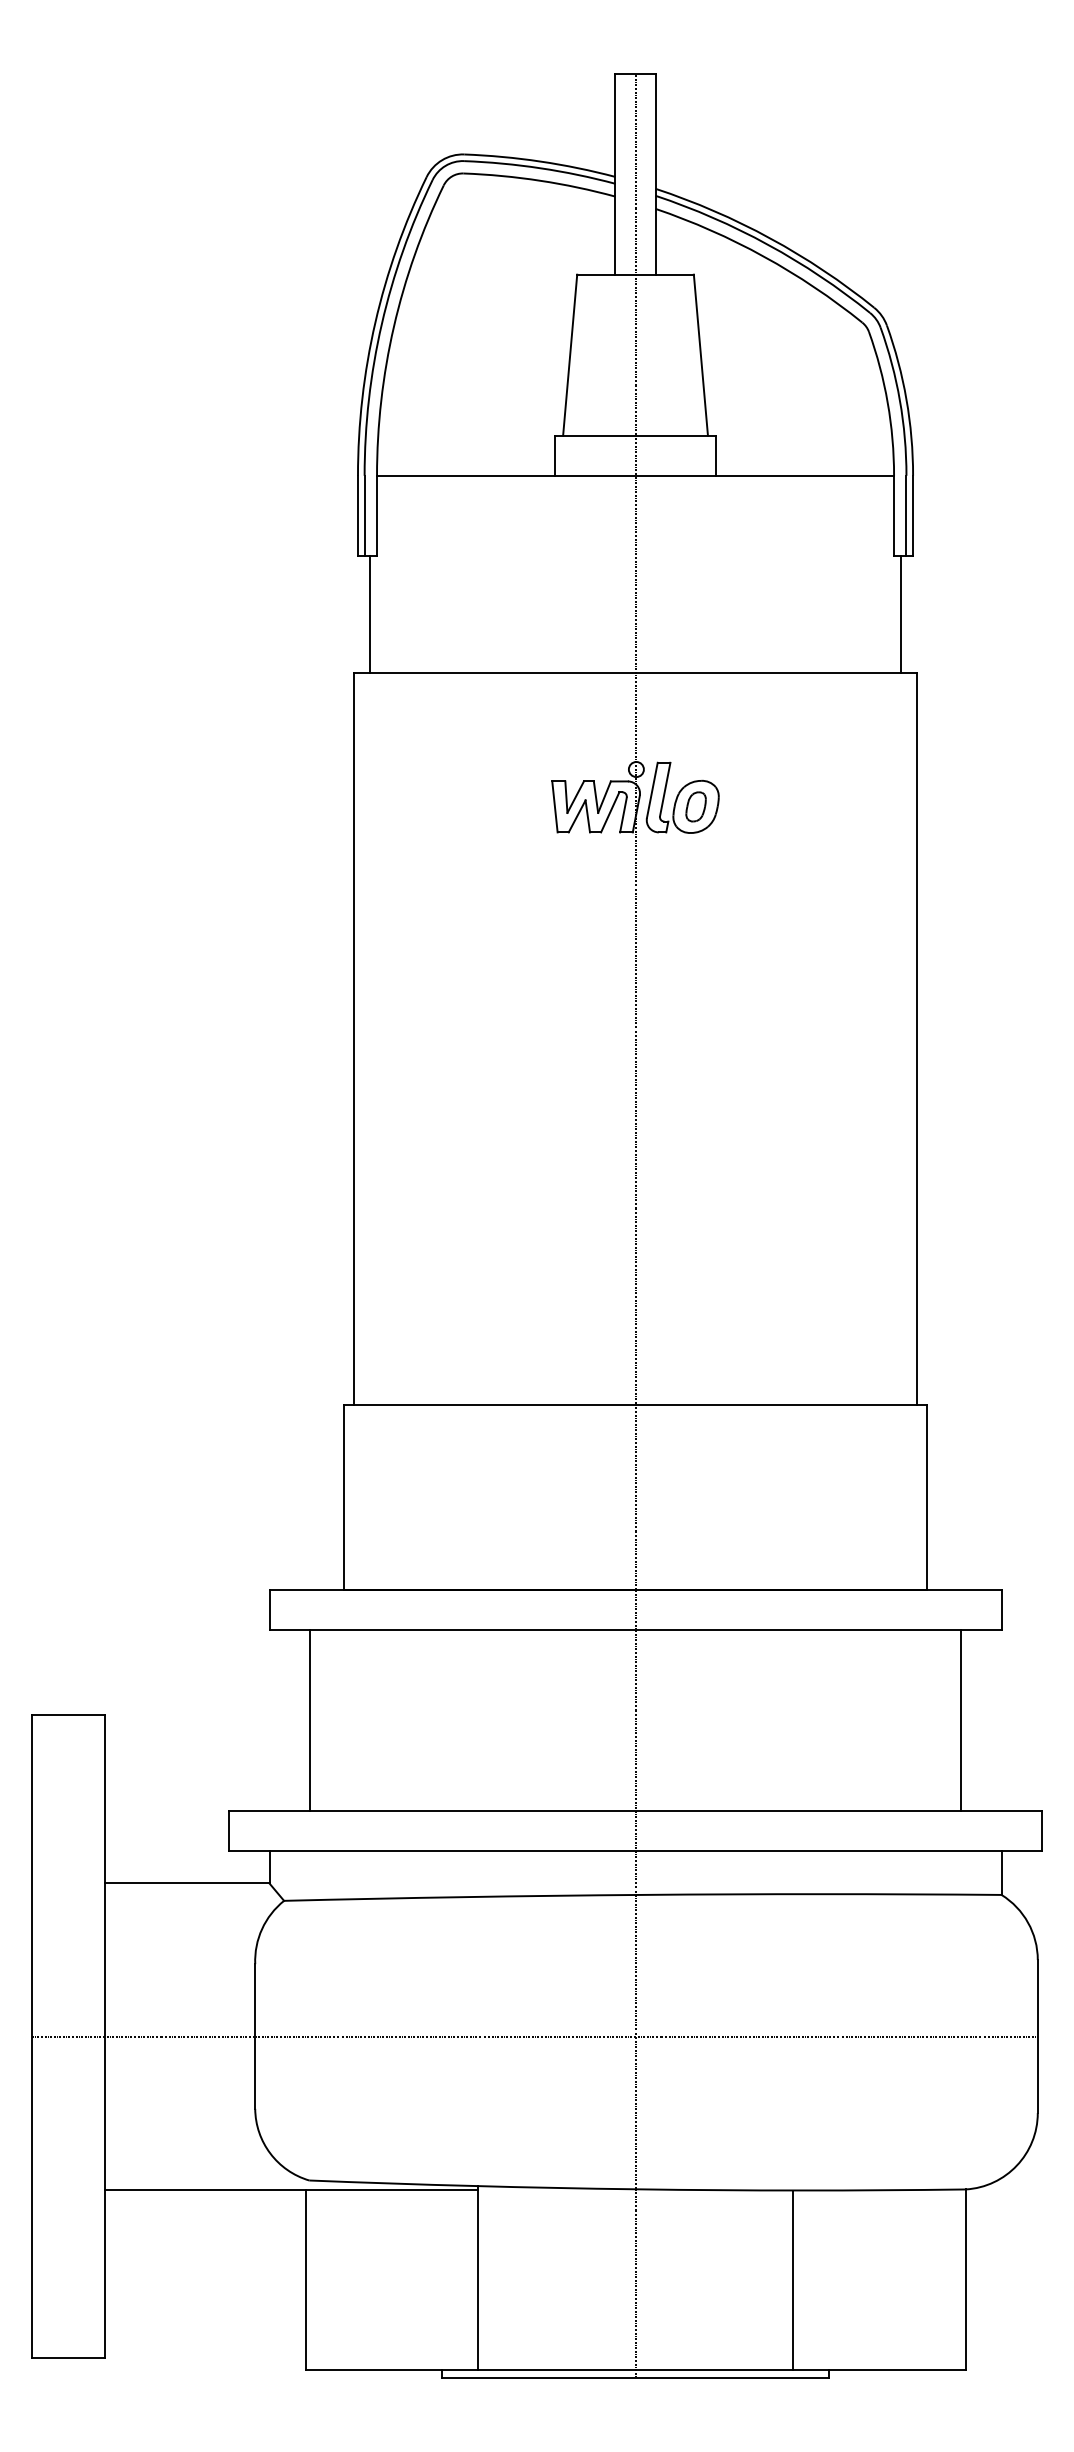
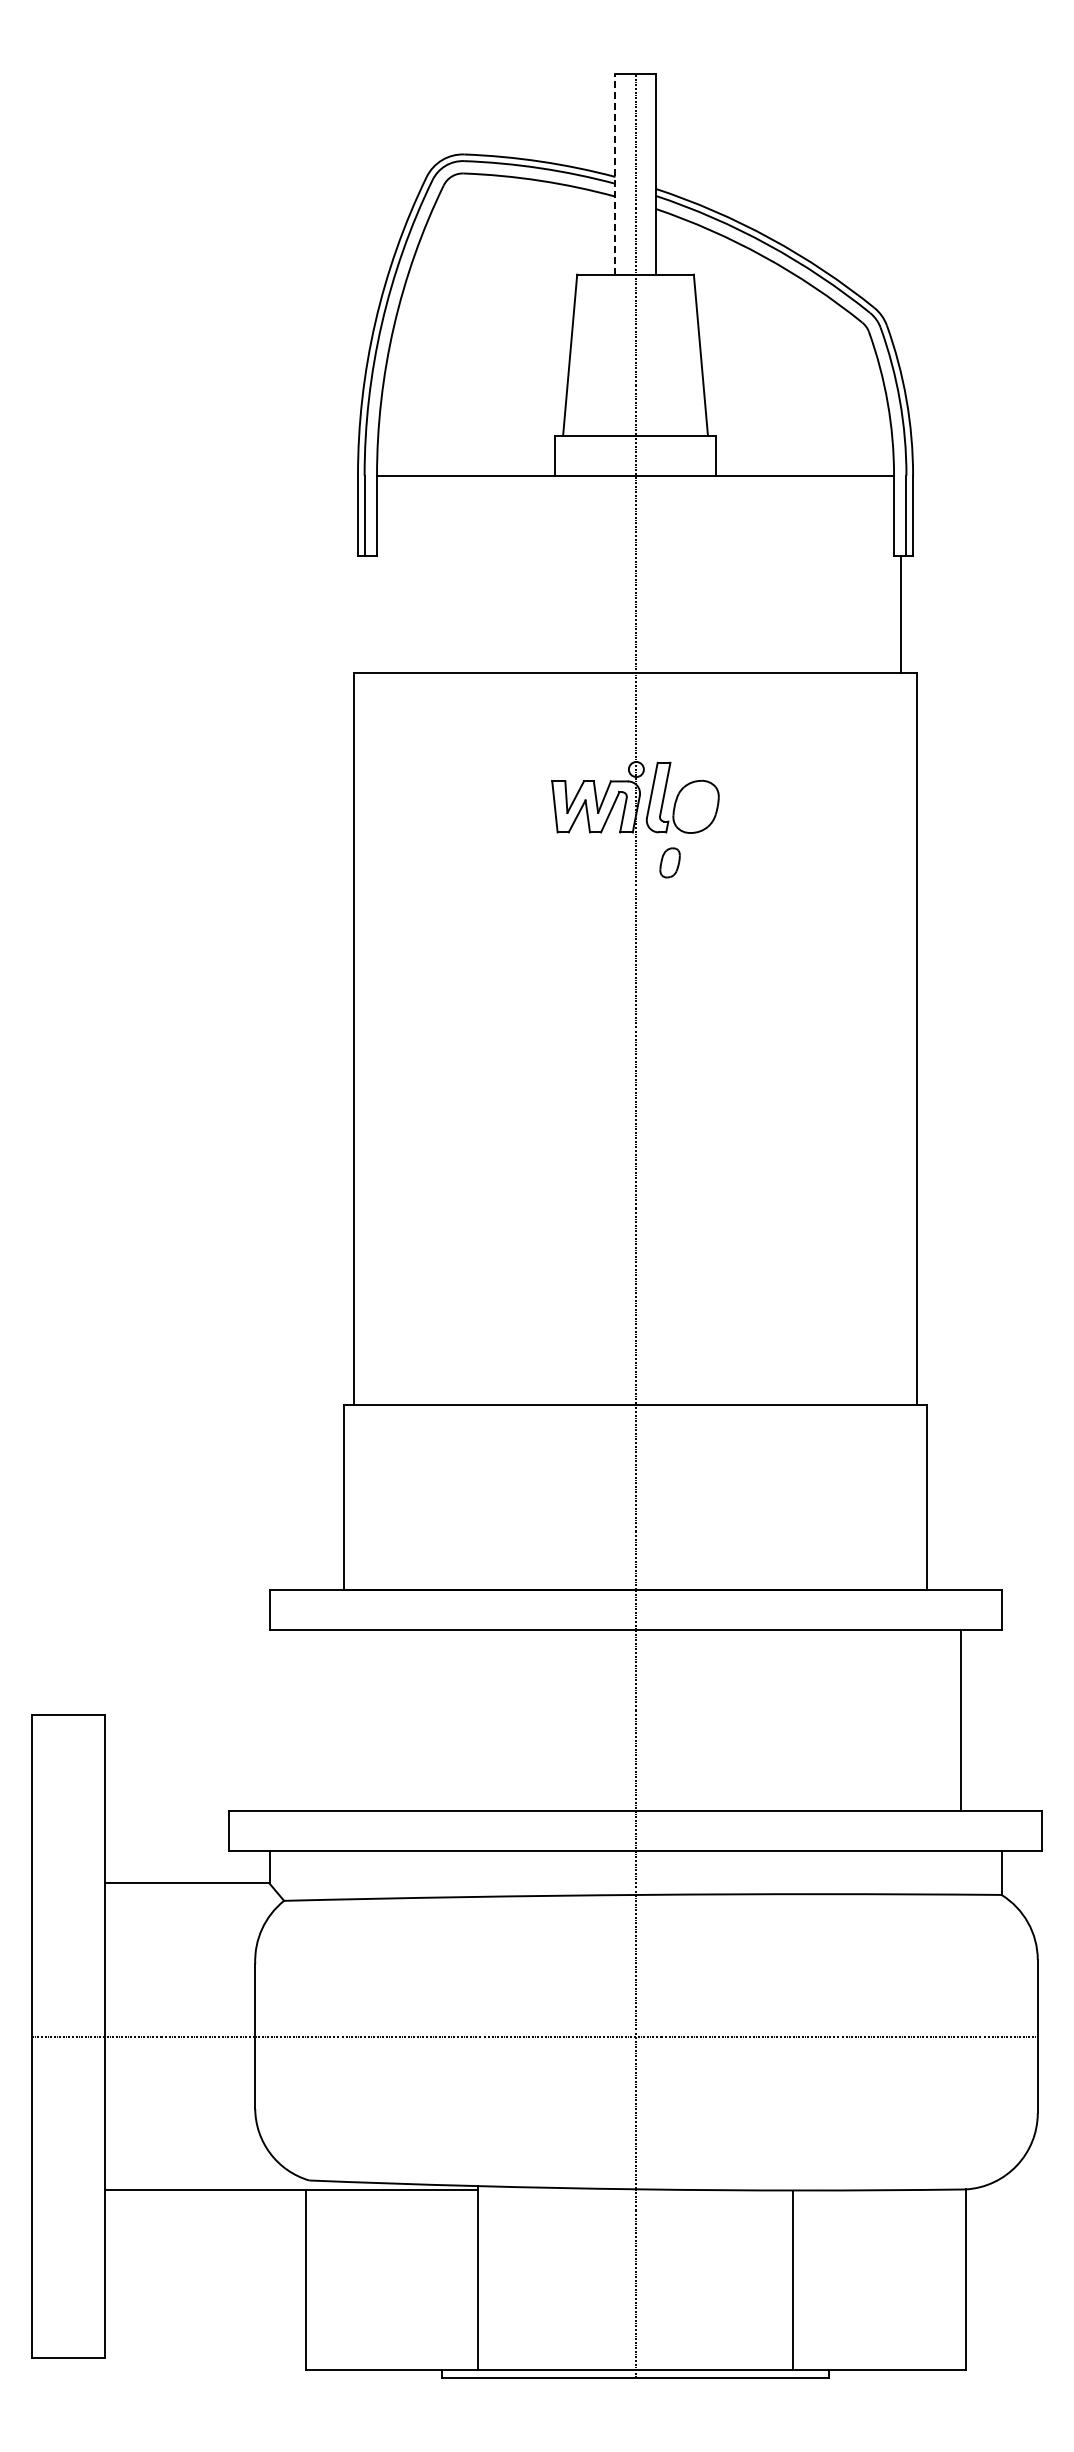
line: solid -> dashed (615, 174)
line: present -> none (370, 614)
part position: (695, 806) -> (669, 862) (669, 862)
line: present -> none (309, 1720)
